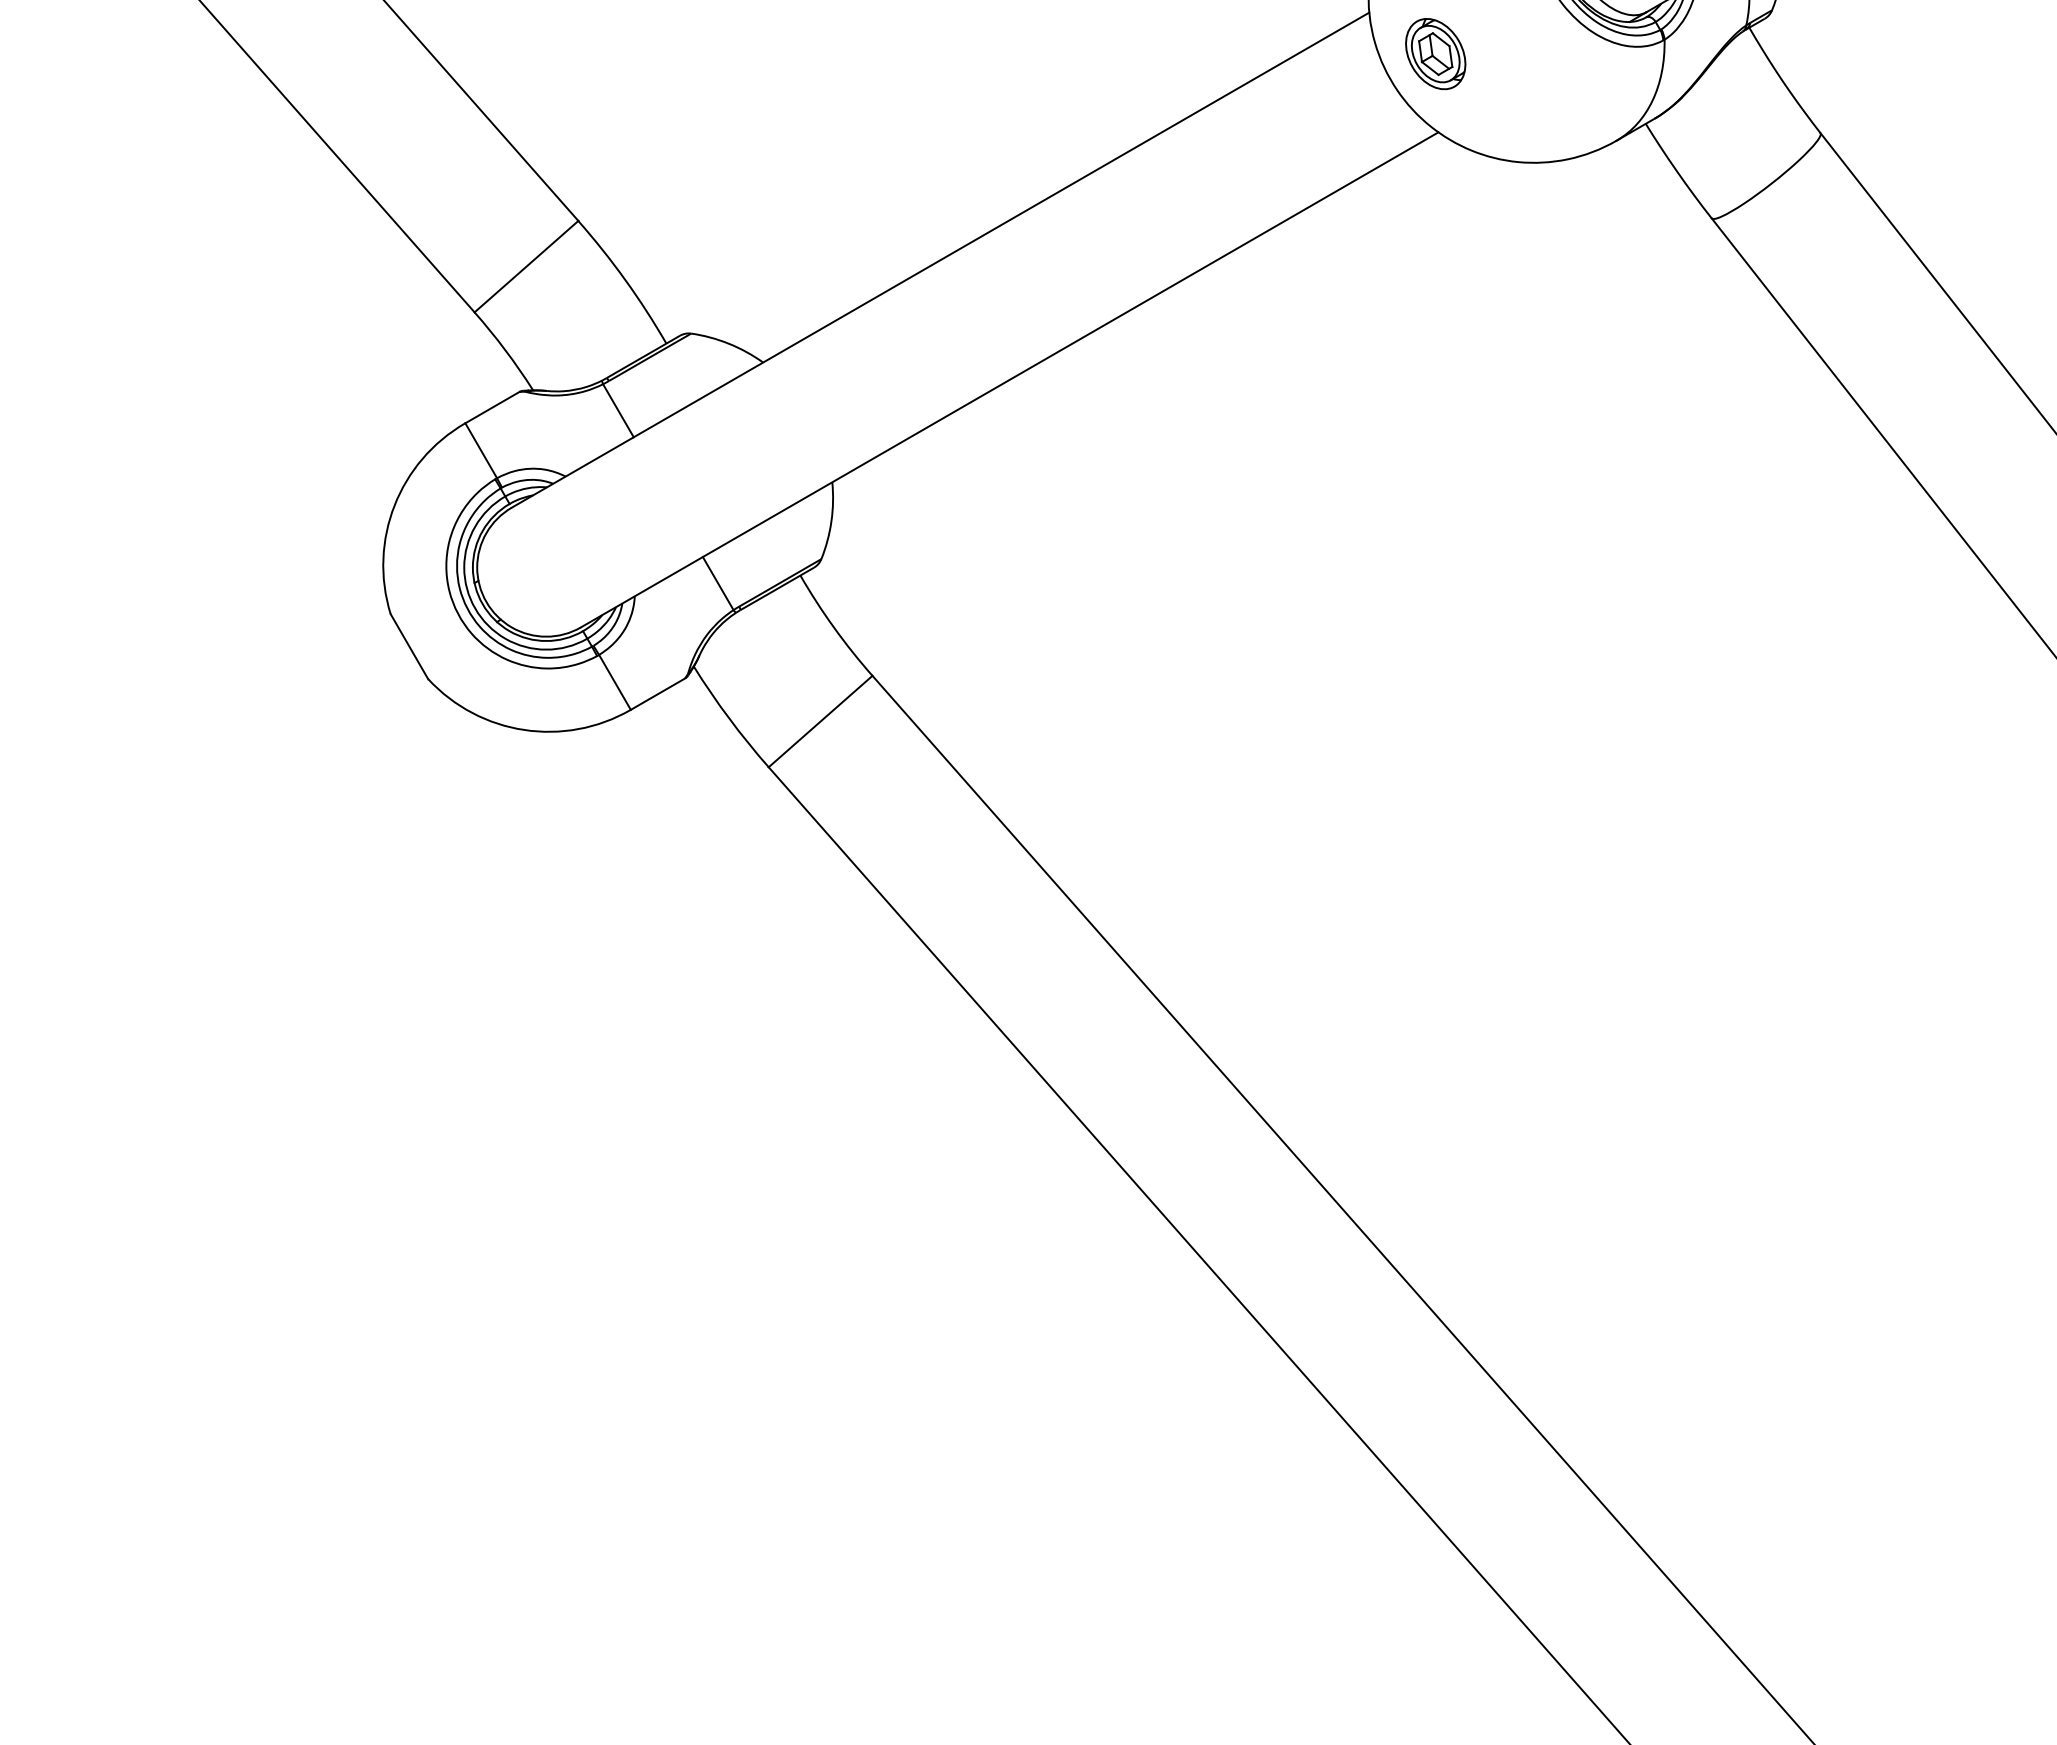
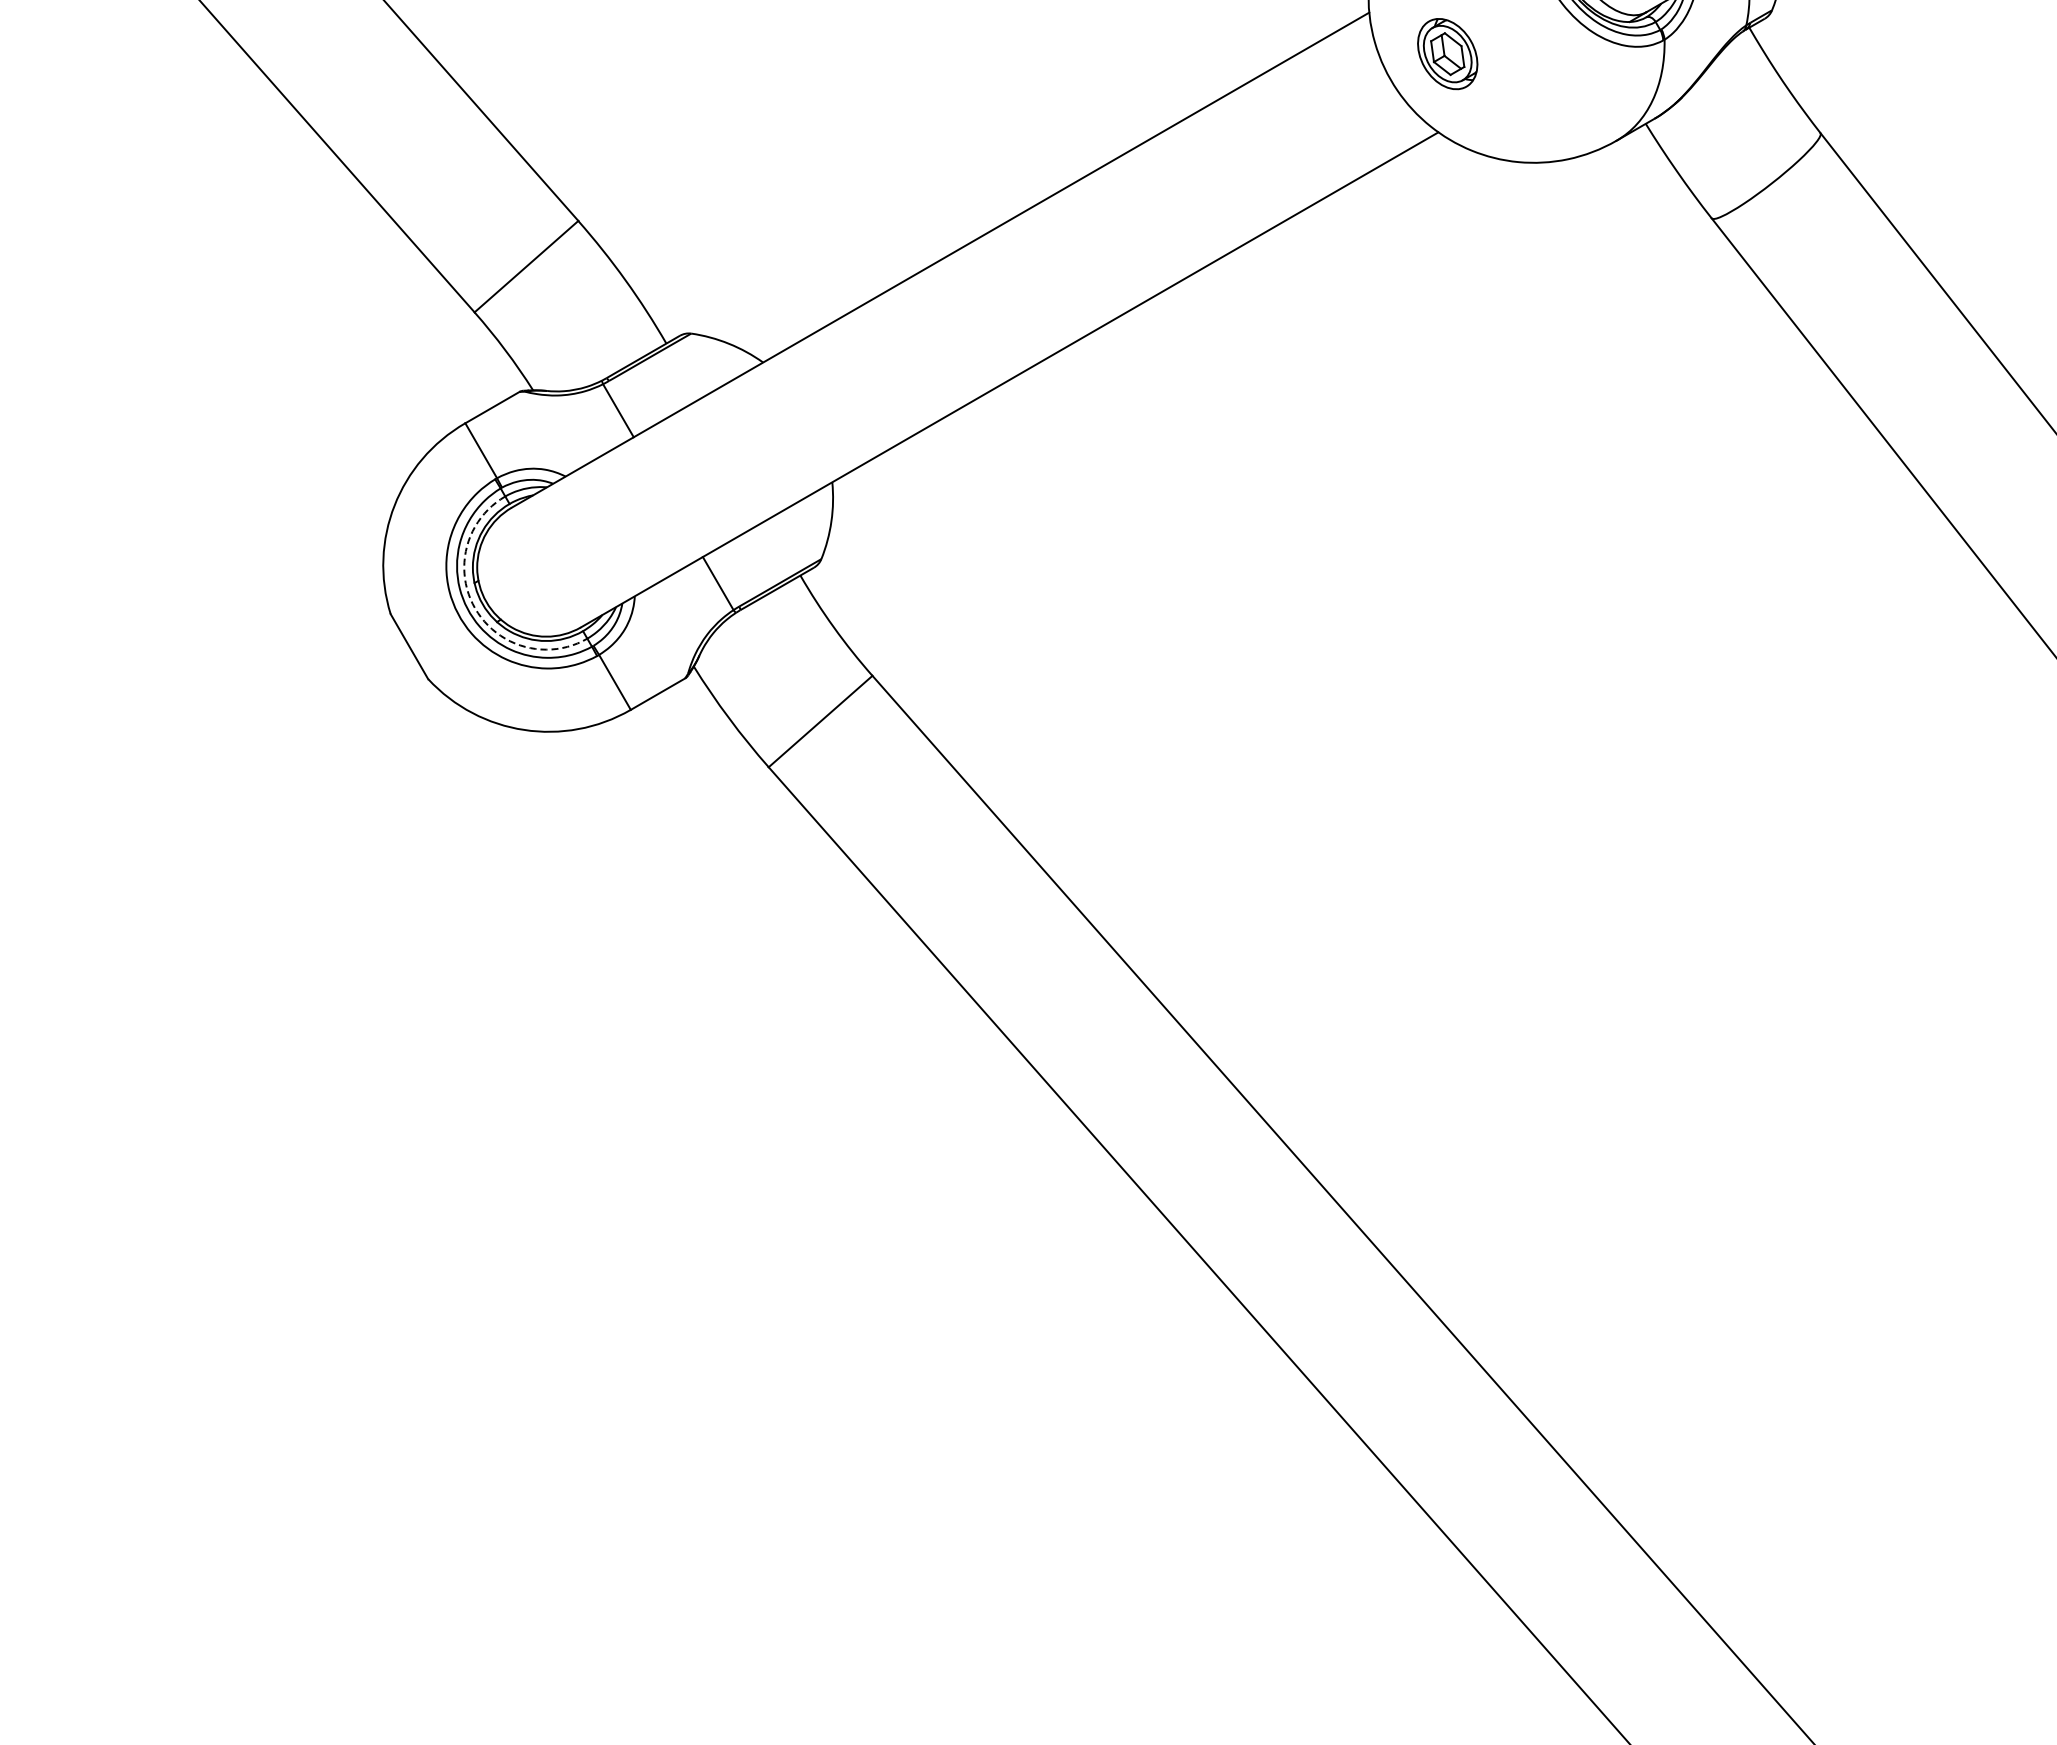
part position: (1435, 54) -> (1447, 54) (1447, 54)
arc: solid -> dashed (475, 608)
